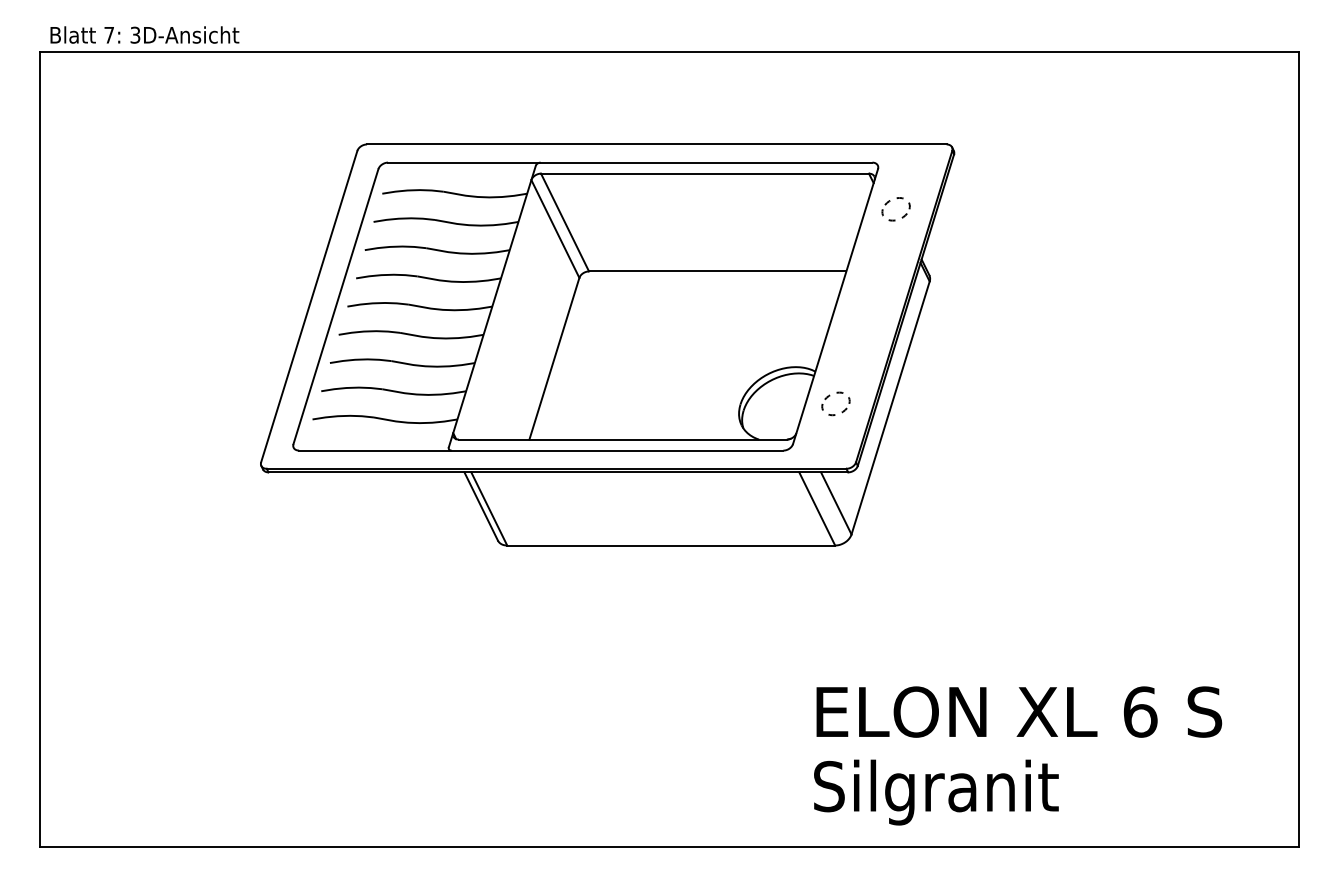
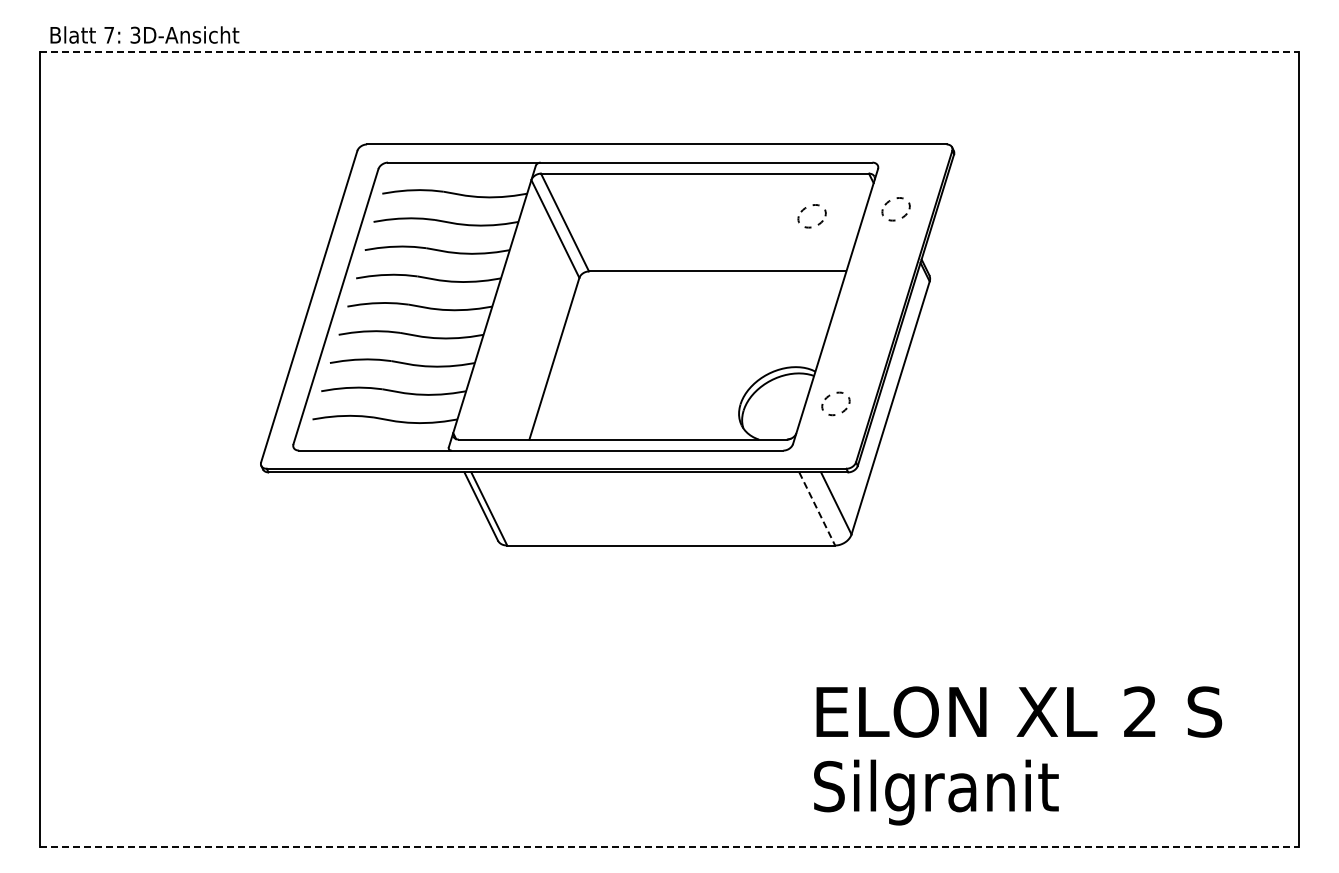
line: solid -> dashed (669, 51)
part: none -> present (805, 209)
line: solid -> dashed (817, 508)
text: 6 -> 2 (1140, 711)
line: solid -> dashed (669, 846)
